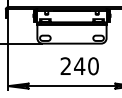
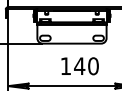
text: 240 -> 140 (65, 65)
